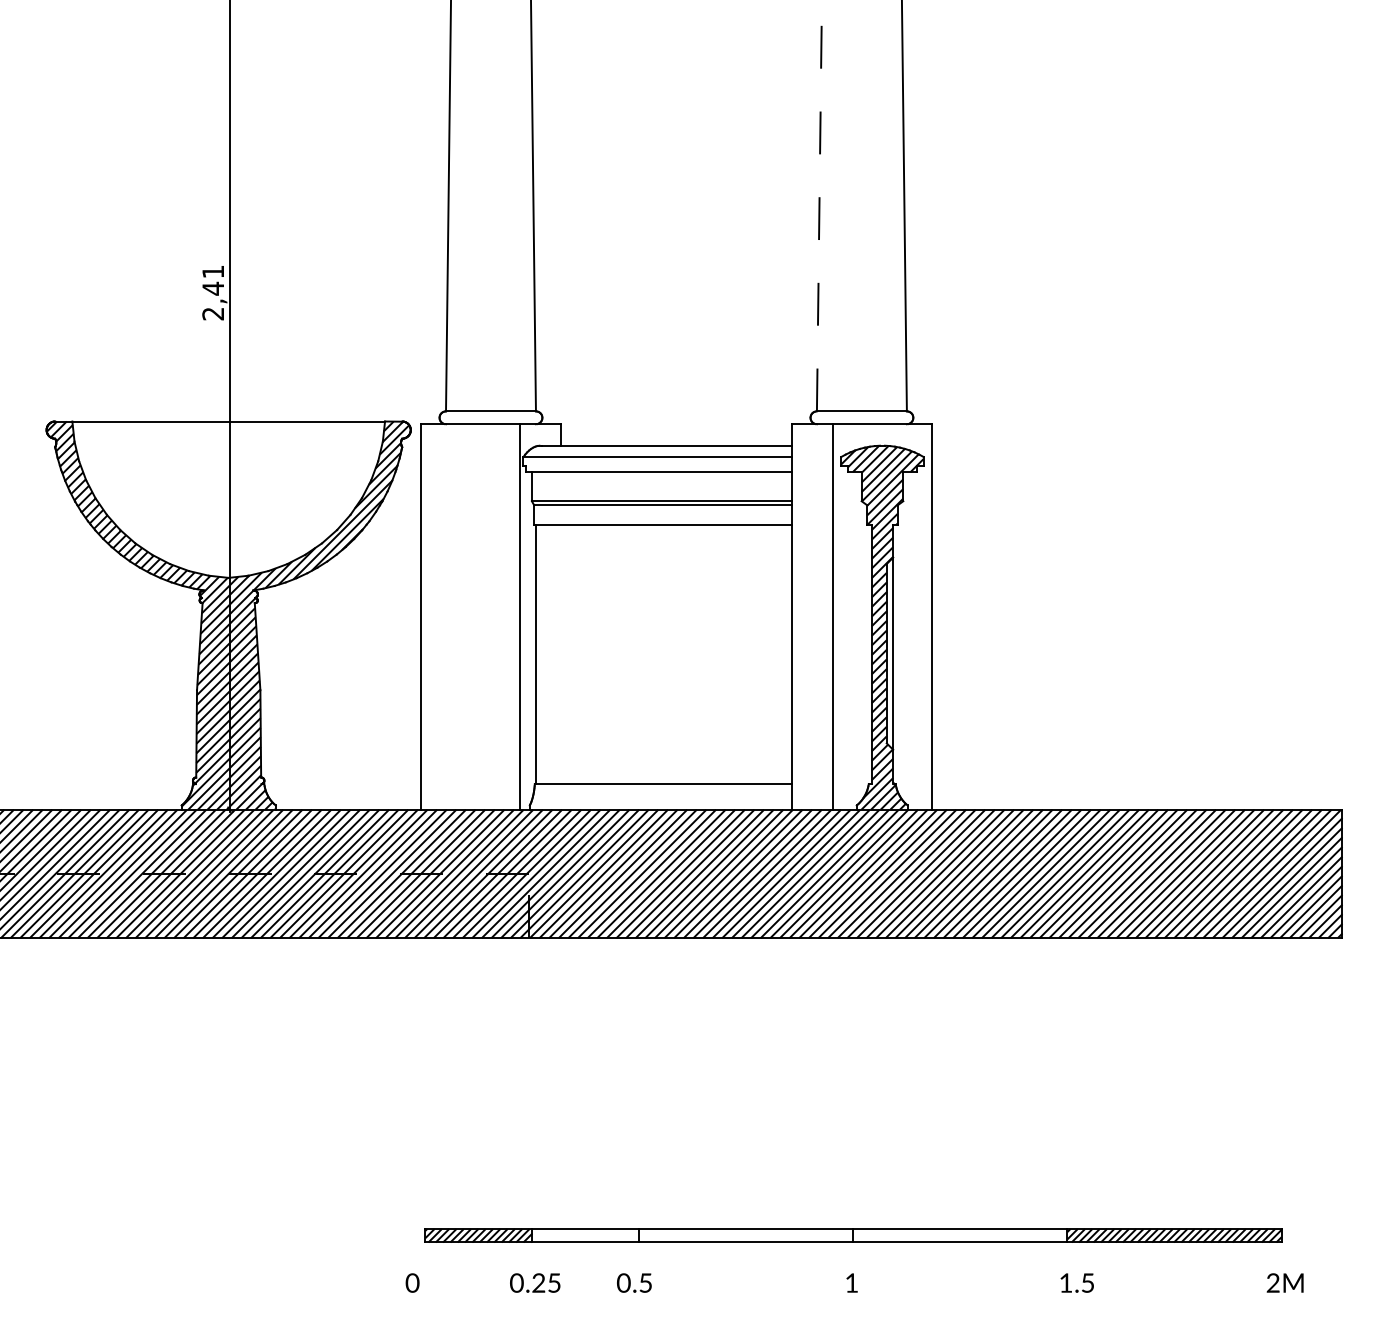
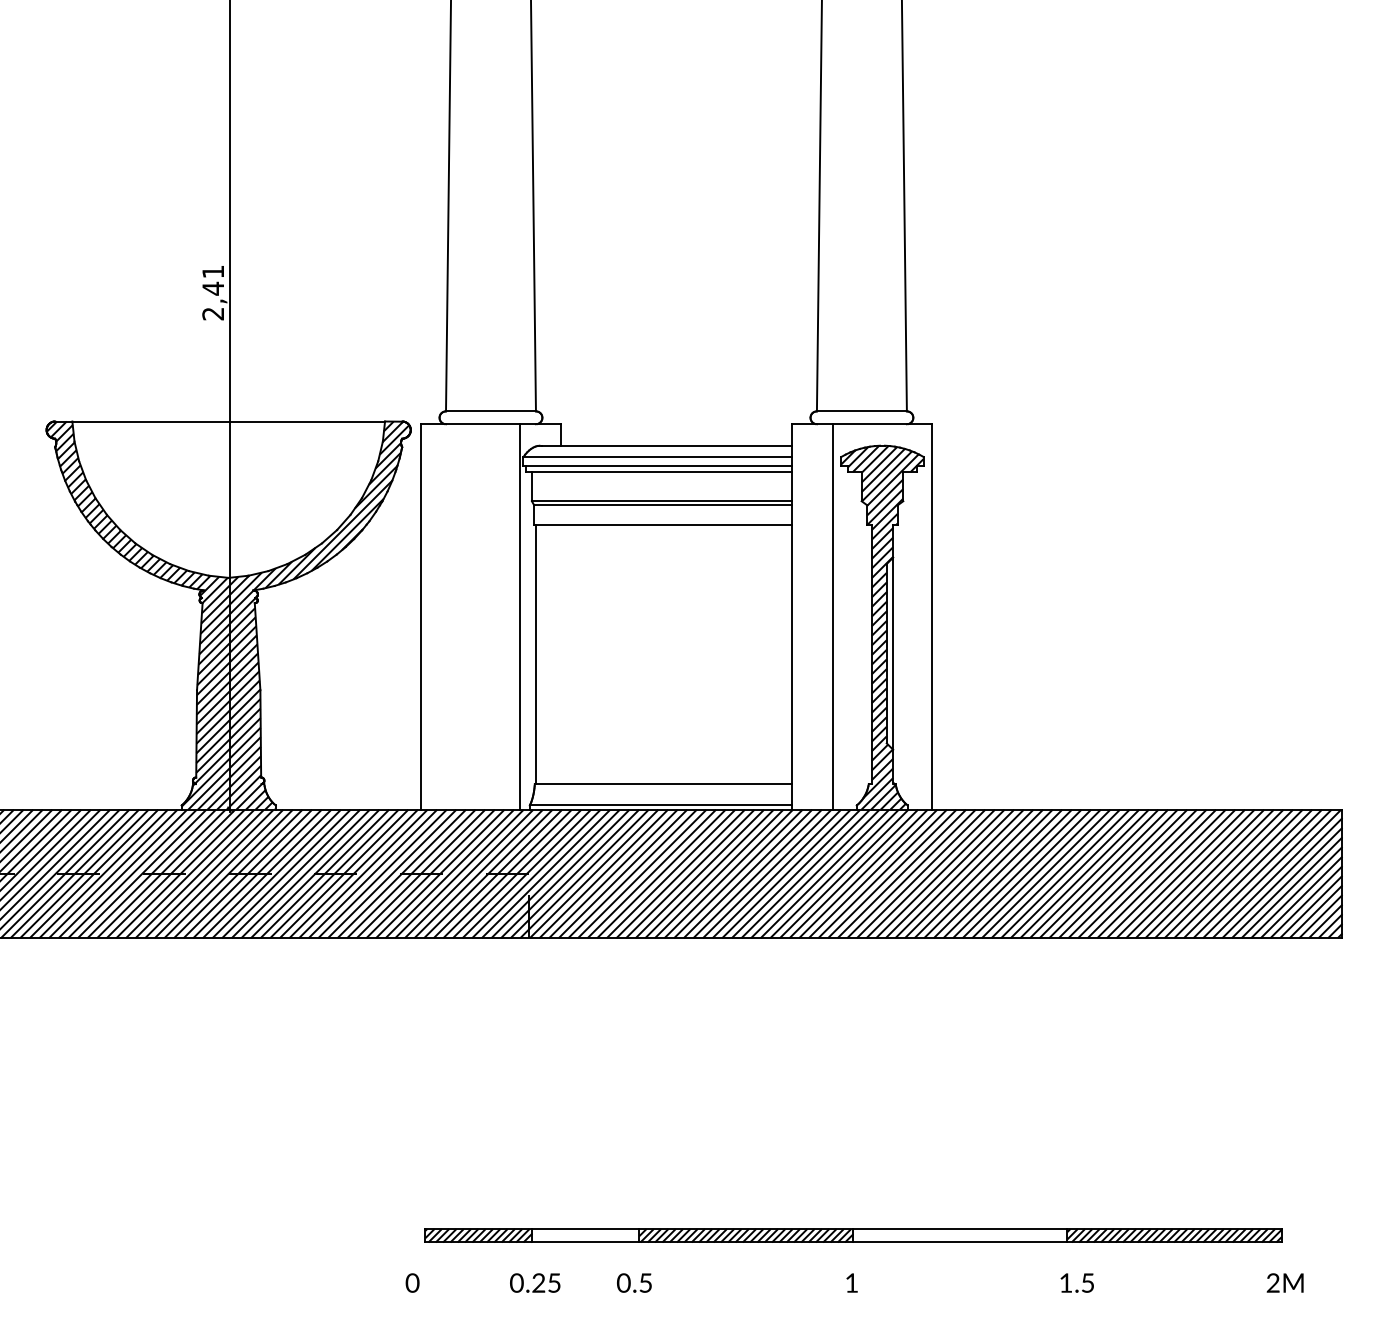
line: dashed -> solid (819, 205)
line: none -> present (658, 465)
line: none -> present (660, 805)
hatch: none -> present (746, 1235)
